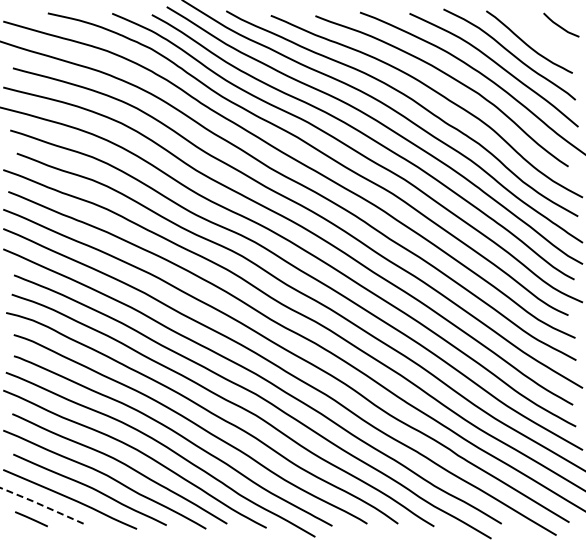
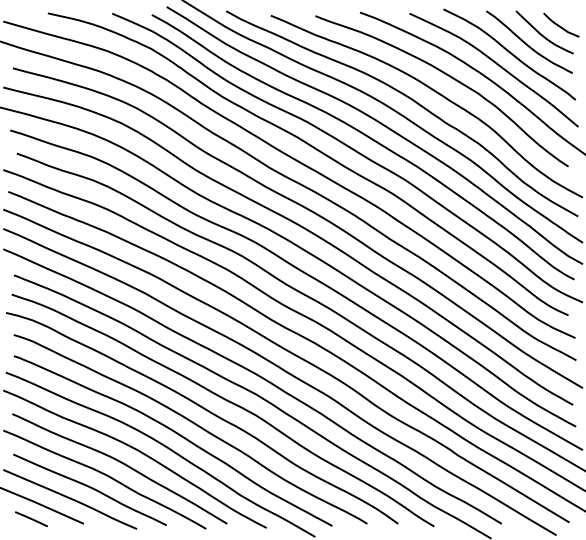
curve: none -> present (542, 34)
line: dashed -> solid (42, 505)
